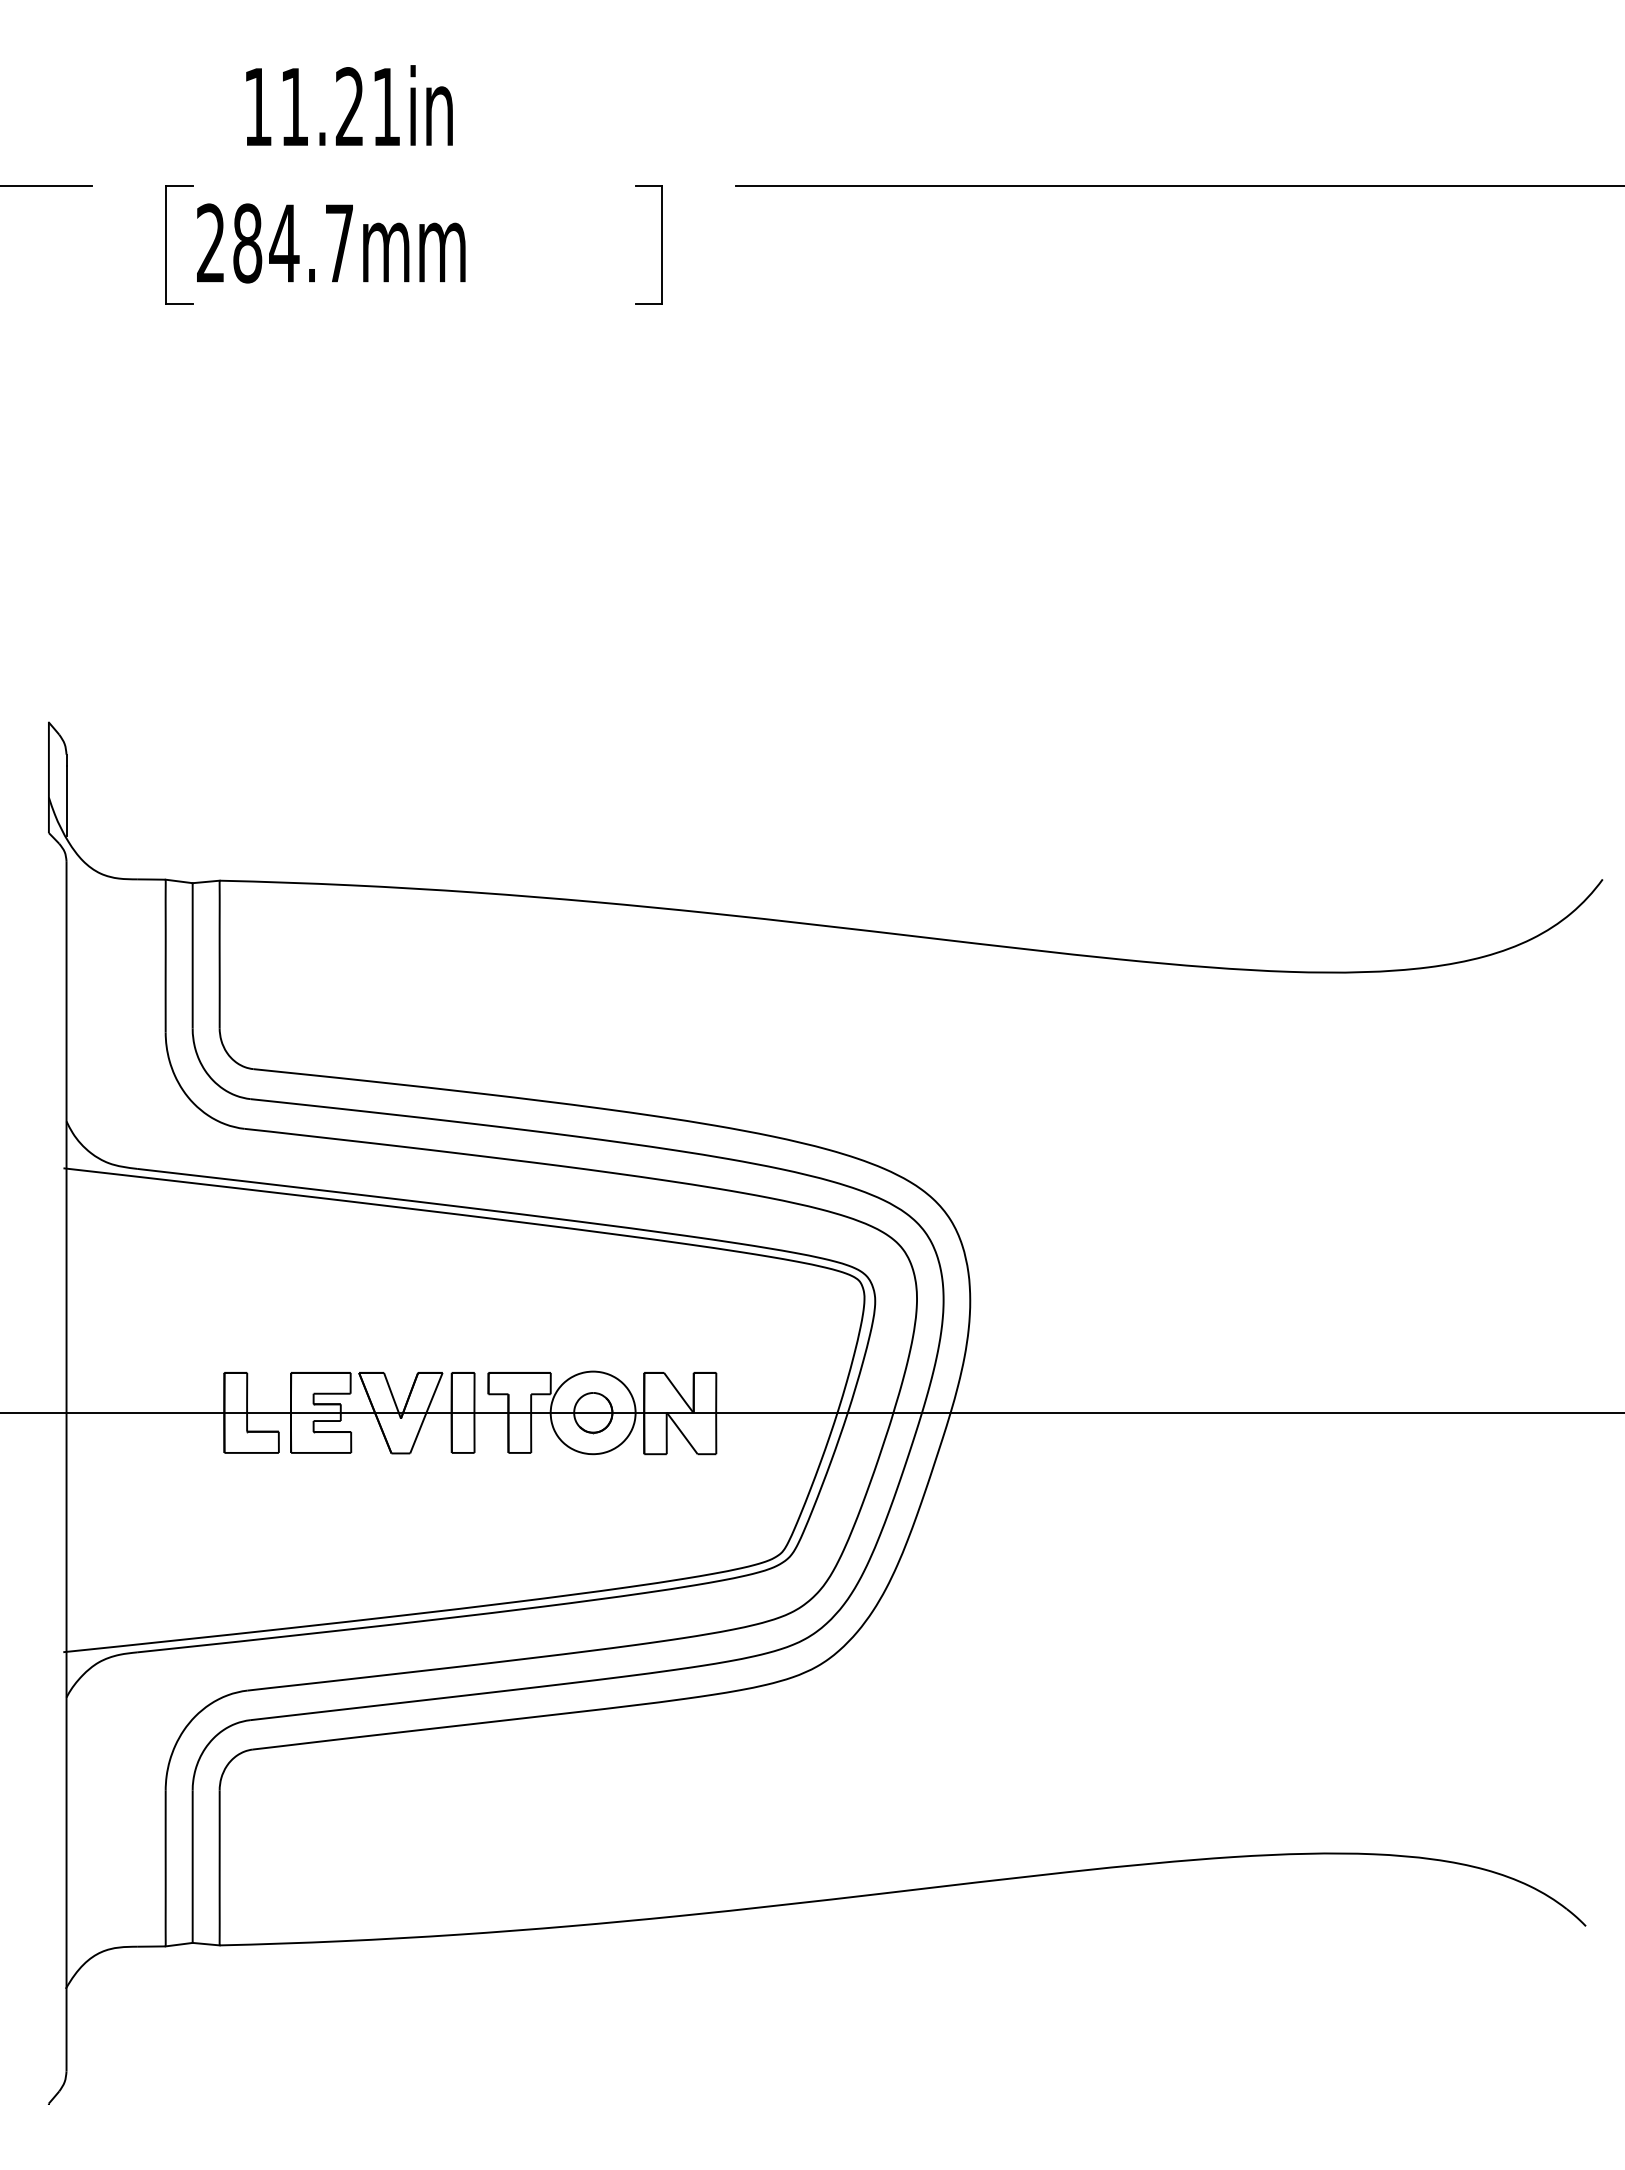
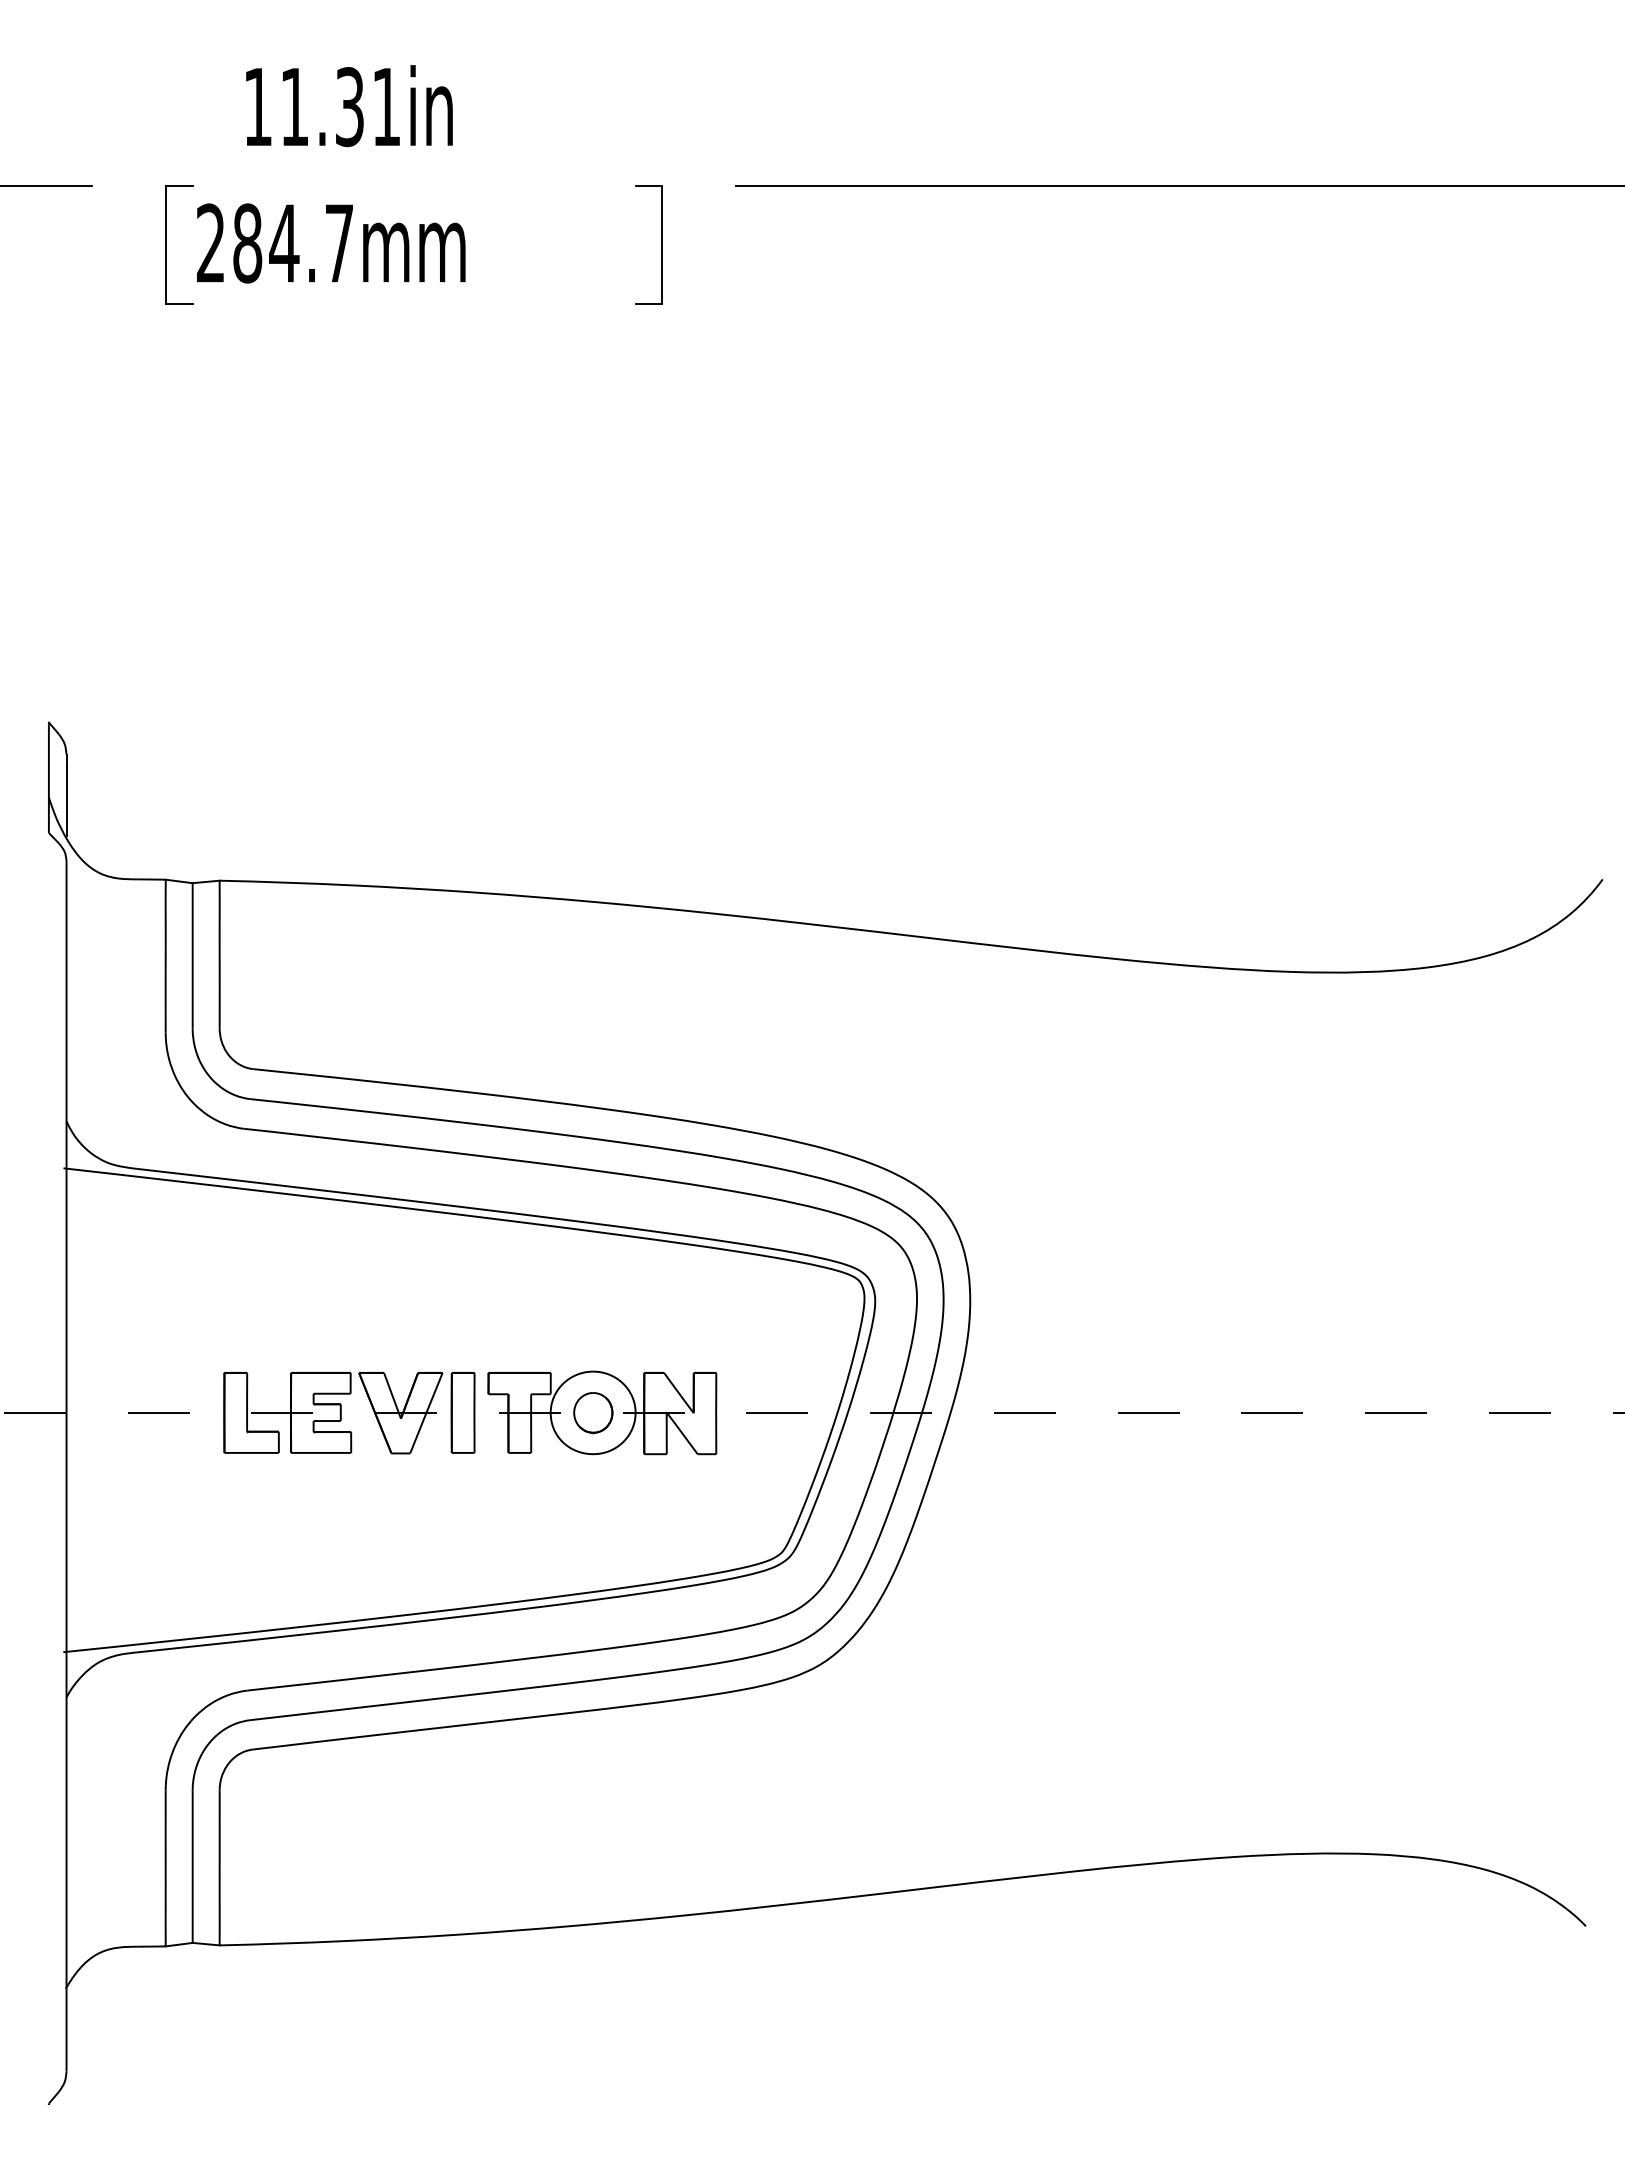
text: 11.21in -> 11.31in (349, 107)
line: solid -> dashed (812, 1413)
